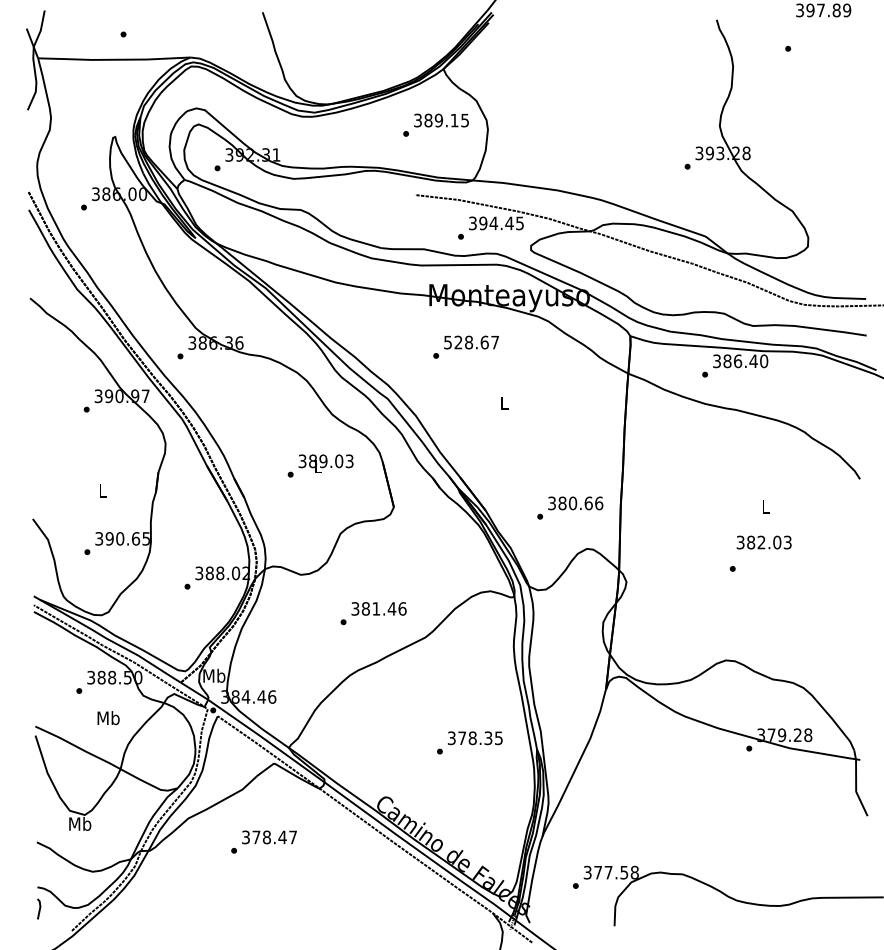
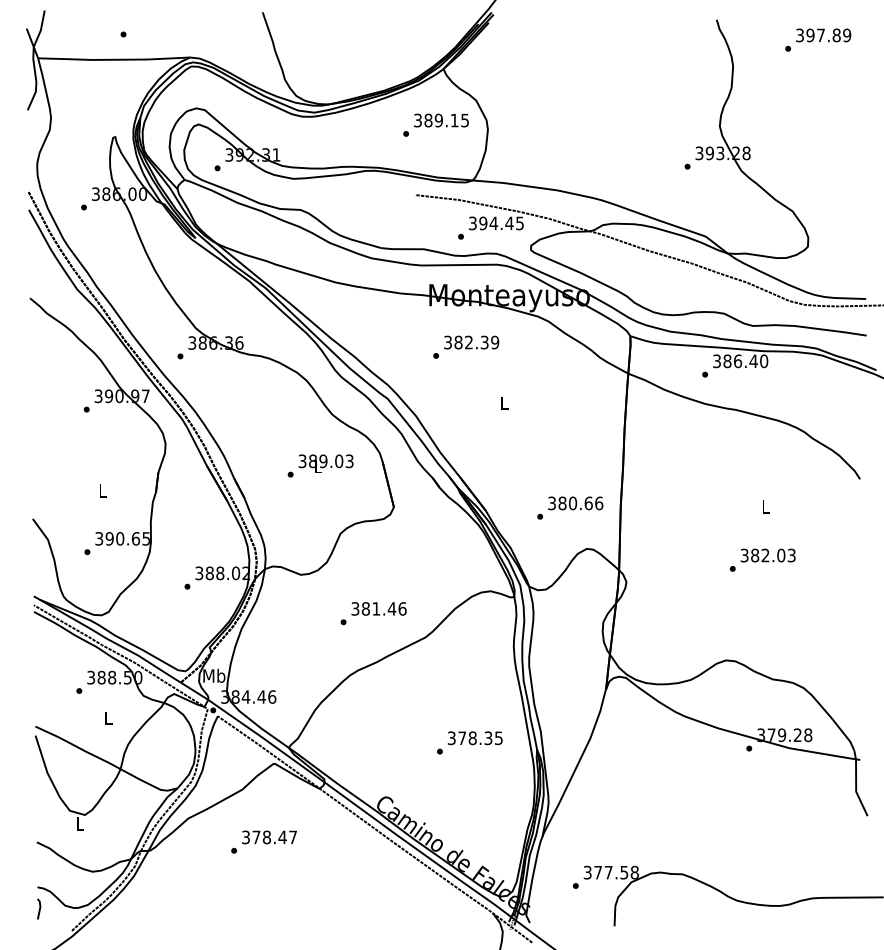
text position: (823, 10) -> (823, 35) (823, 35)
text: 528.67 -> 382.39 (471, 342)
text position: (763, 542) -> (767, 555) (767, 555)
text: Mb -> L (108, 718)
text: Mb -> L (80, 823)
